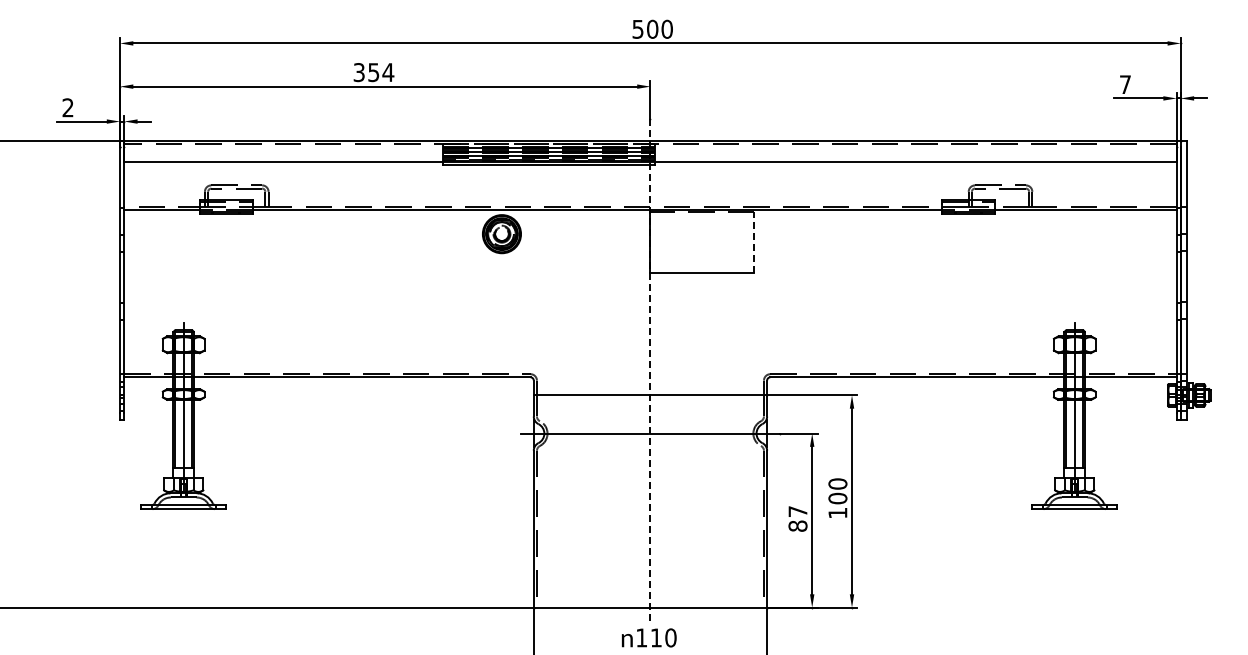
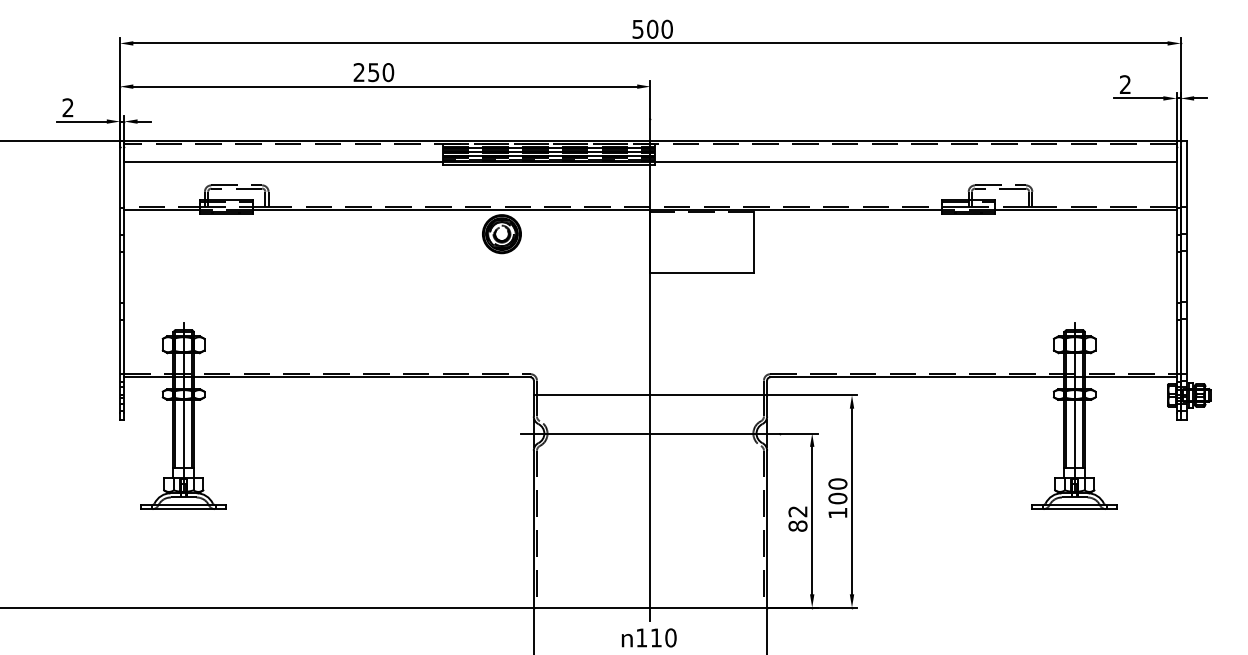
text: 354 -> 250 (373, 72)
text: 7 -> 2 (1125, 84)
line: dashed -> solid (754, 242)
line: dashed -> solid (650, 370)
text: 87 -> 82 (797, 511)
